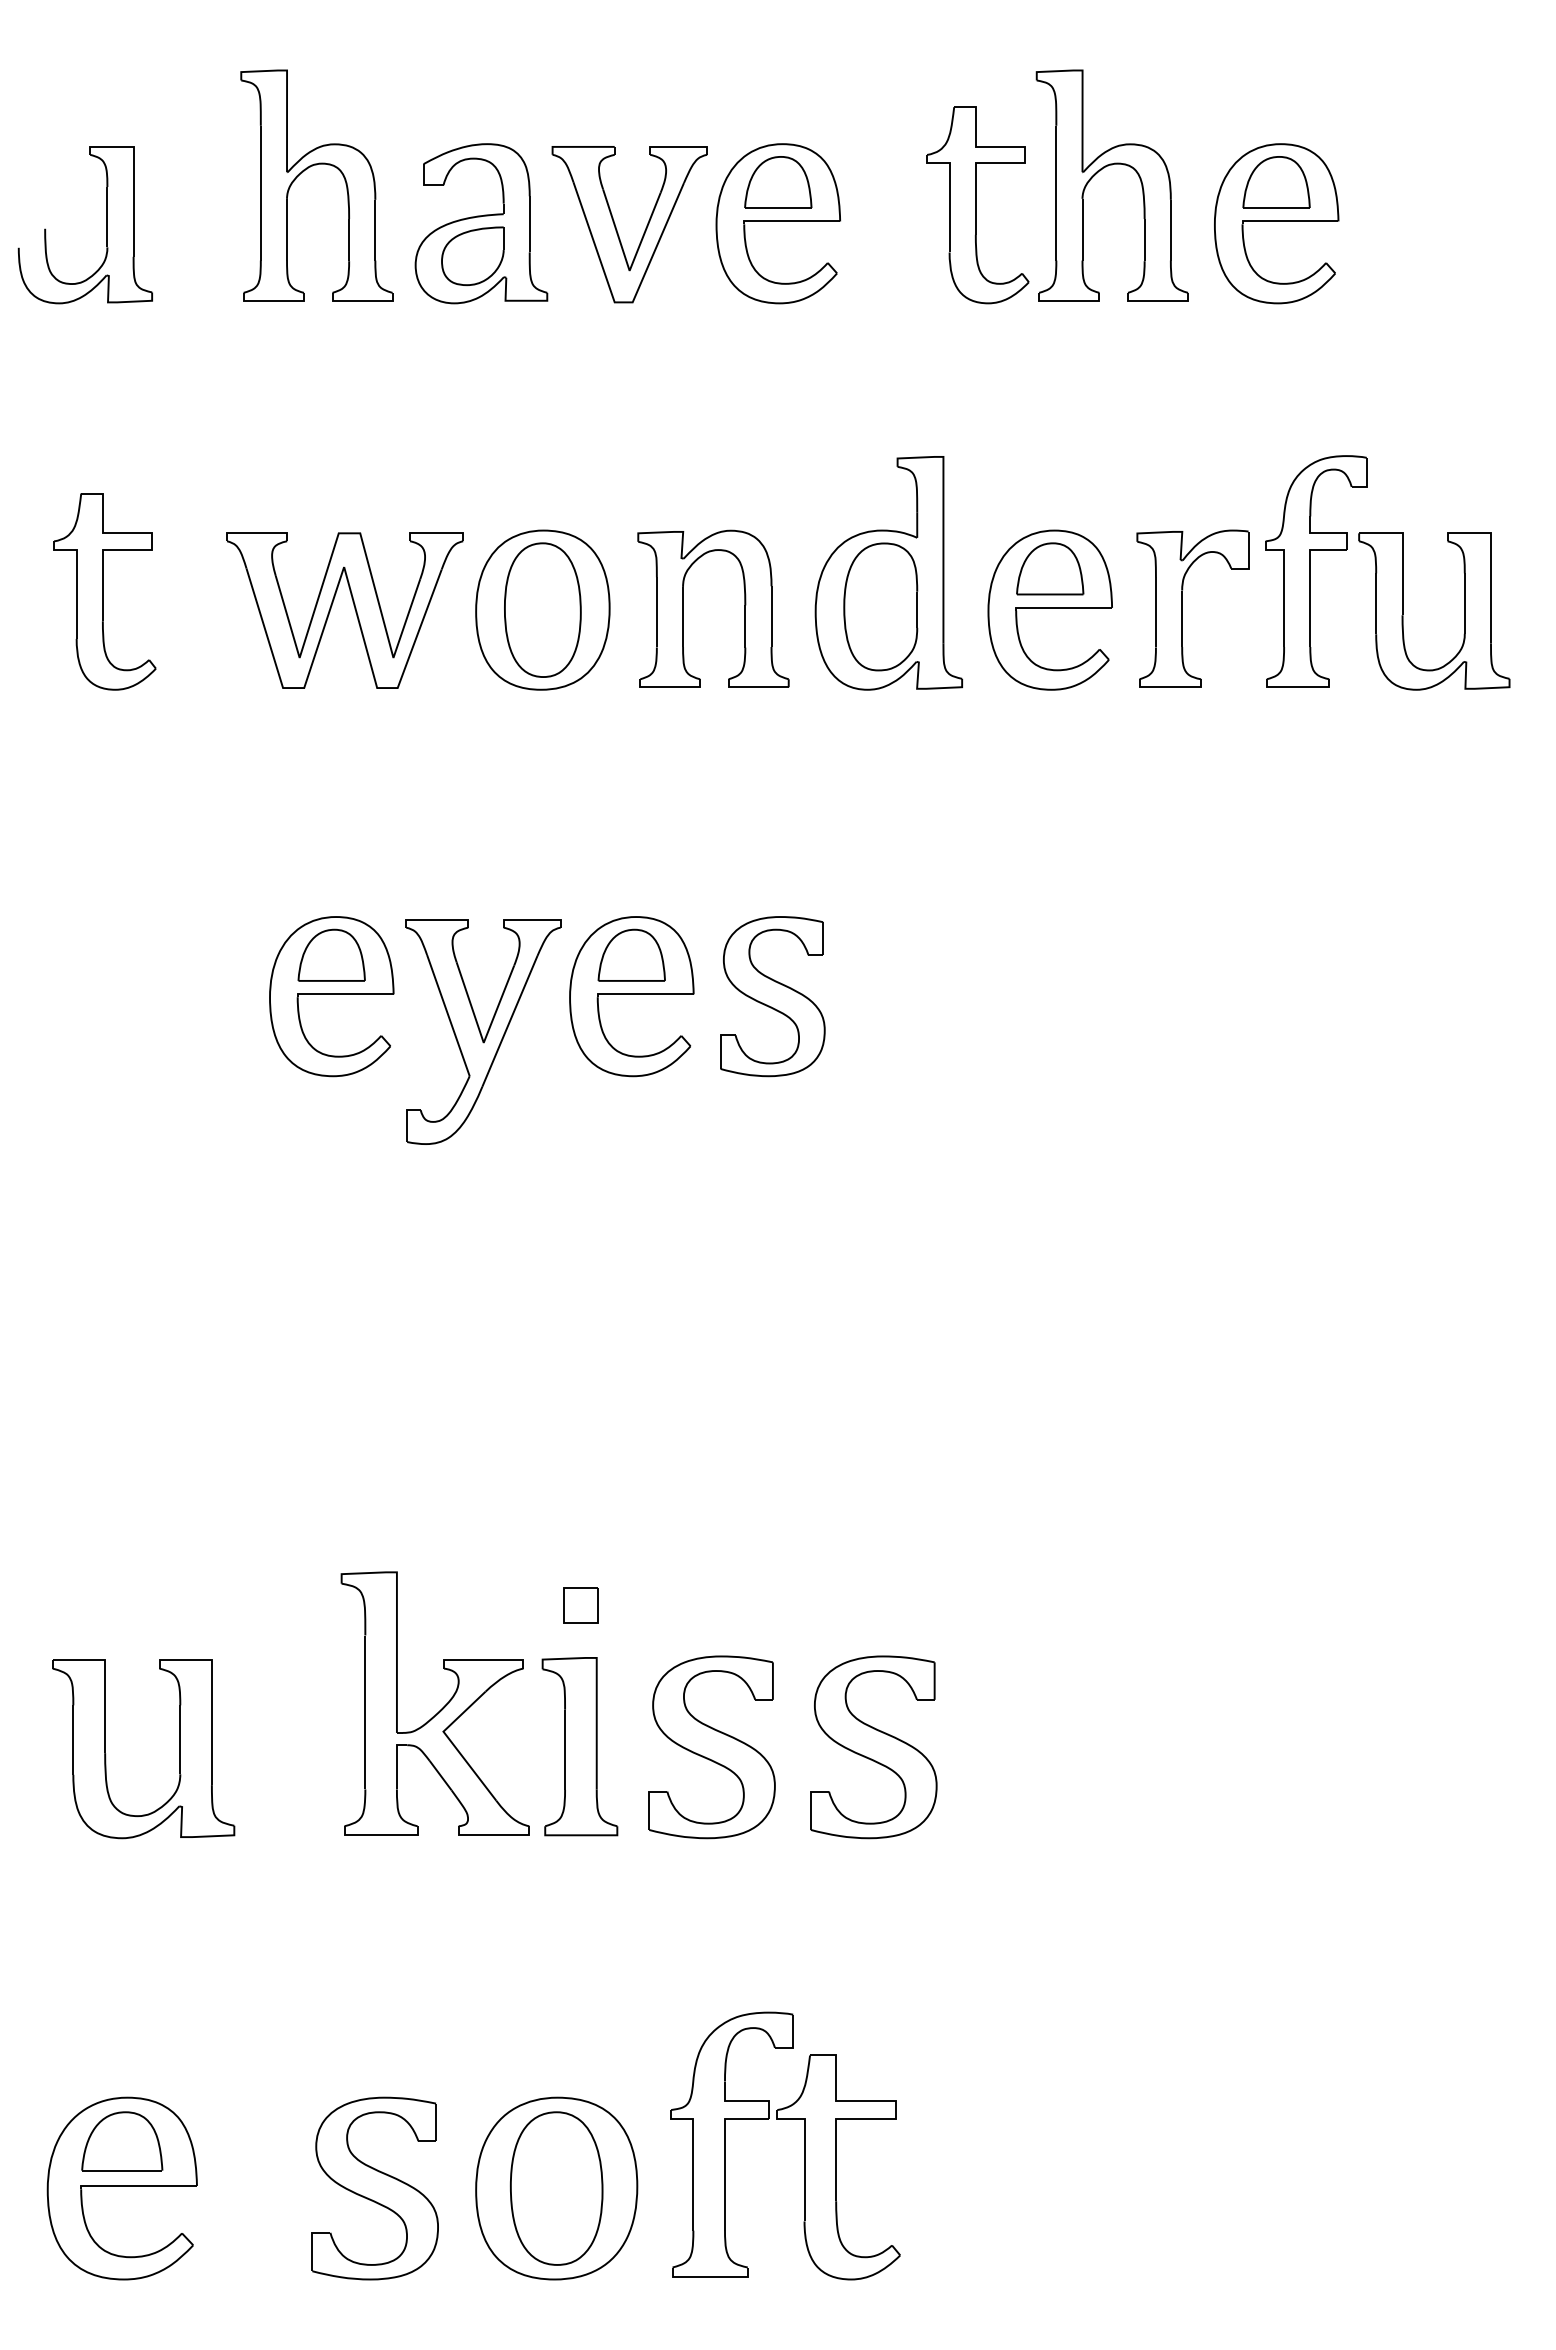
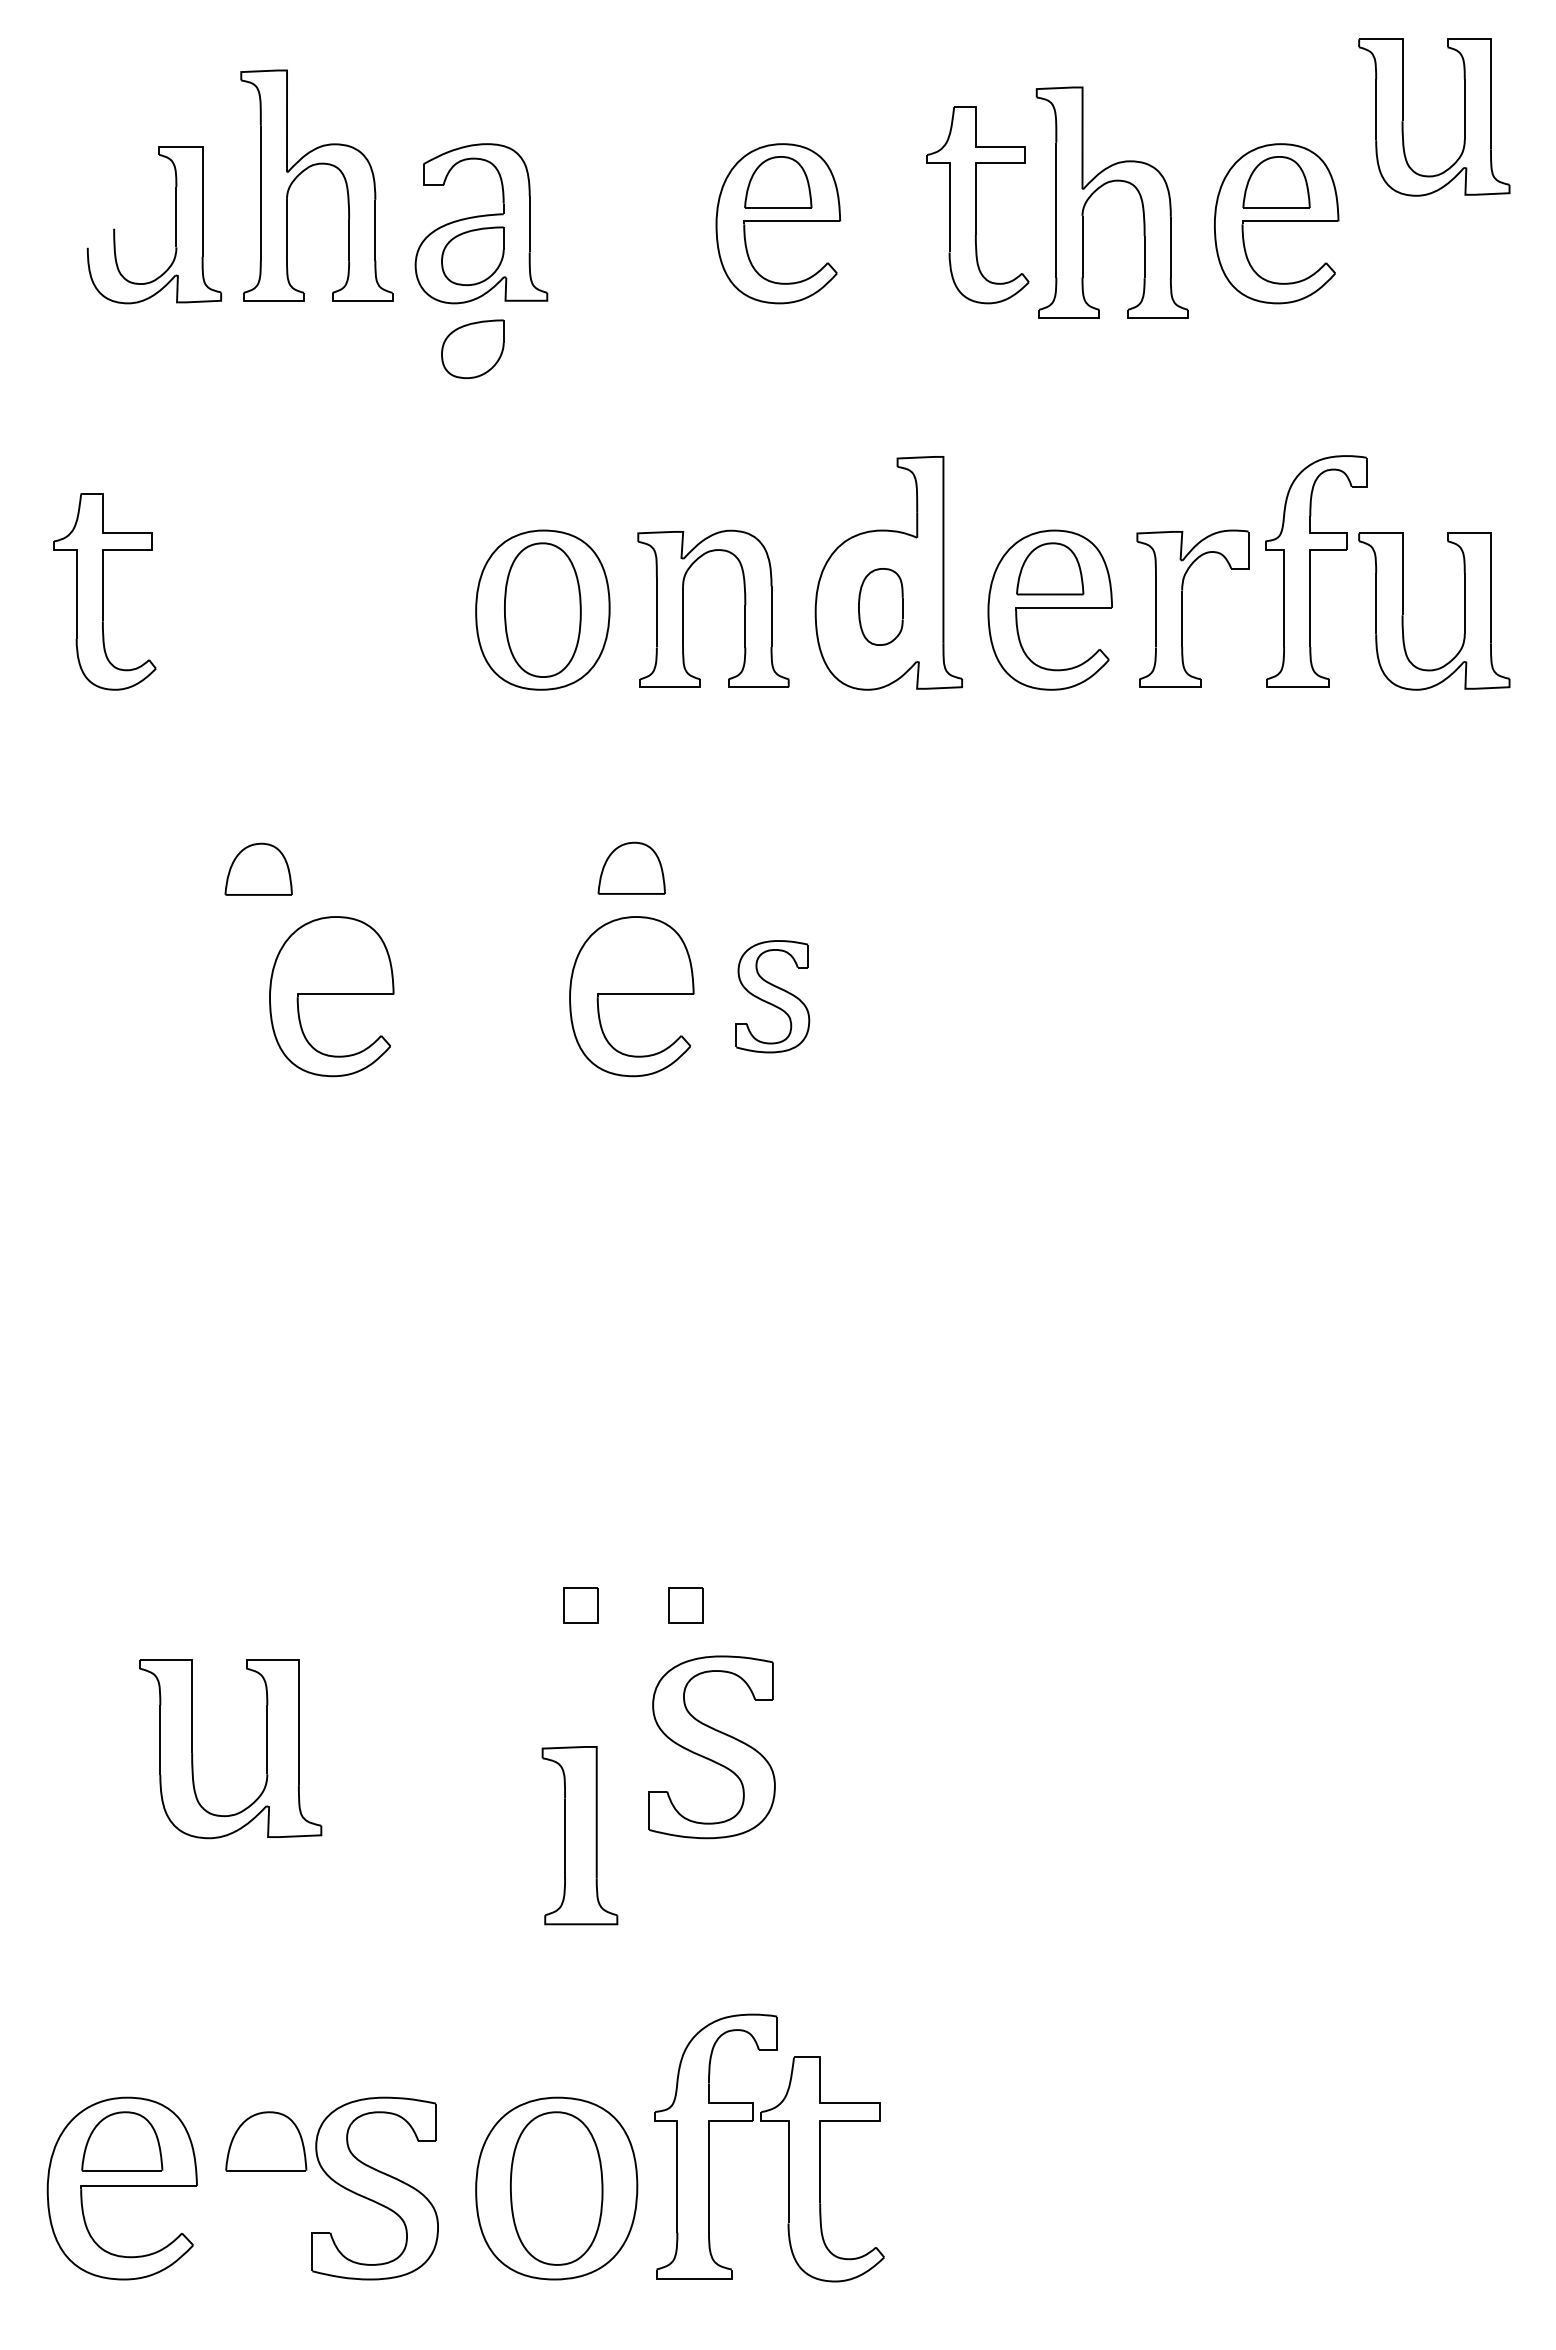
part: none -> present (1464, 117)
part position: (1101, 170) -> (1101, 187) (1101, 187)
part position: (106, 225) -> (175, 225) (175, 225)
part: present -> none (617, 229)
part: none -> present (472, 349)
part size: 76x130 px -> 46x78 px (880, 606)
part: present -> none (354, 609)
part position: (331, 954) -> (258, 868) (258, 868)
part position: (631, 954) -> (631, 867) (631, 867)
part size: 106x162 px -> 76x114 px (772, 996)
part: present -> none (483, 1031)
part: none -> present (685, 1605)
part: present -> none (440, 1709)
part position: (579, 1746) -> (579, 1835) (579, 1835)
part: present -> none (873, 1747)
part position: (179, 1749) -> (266, 1749) (266, 1749)
part: none -> present (266, 2141)
part position: (804, 2145) -> (788, 2147) (788, 2147)
